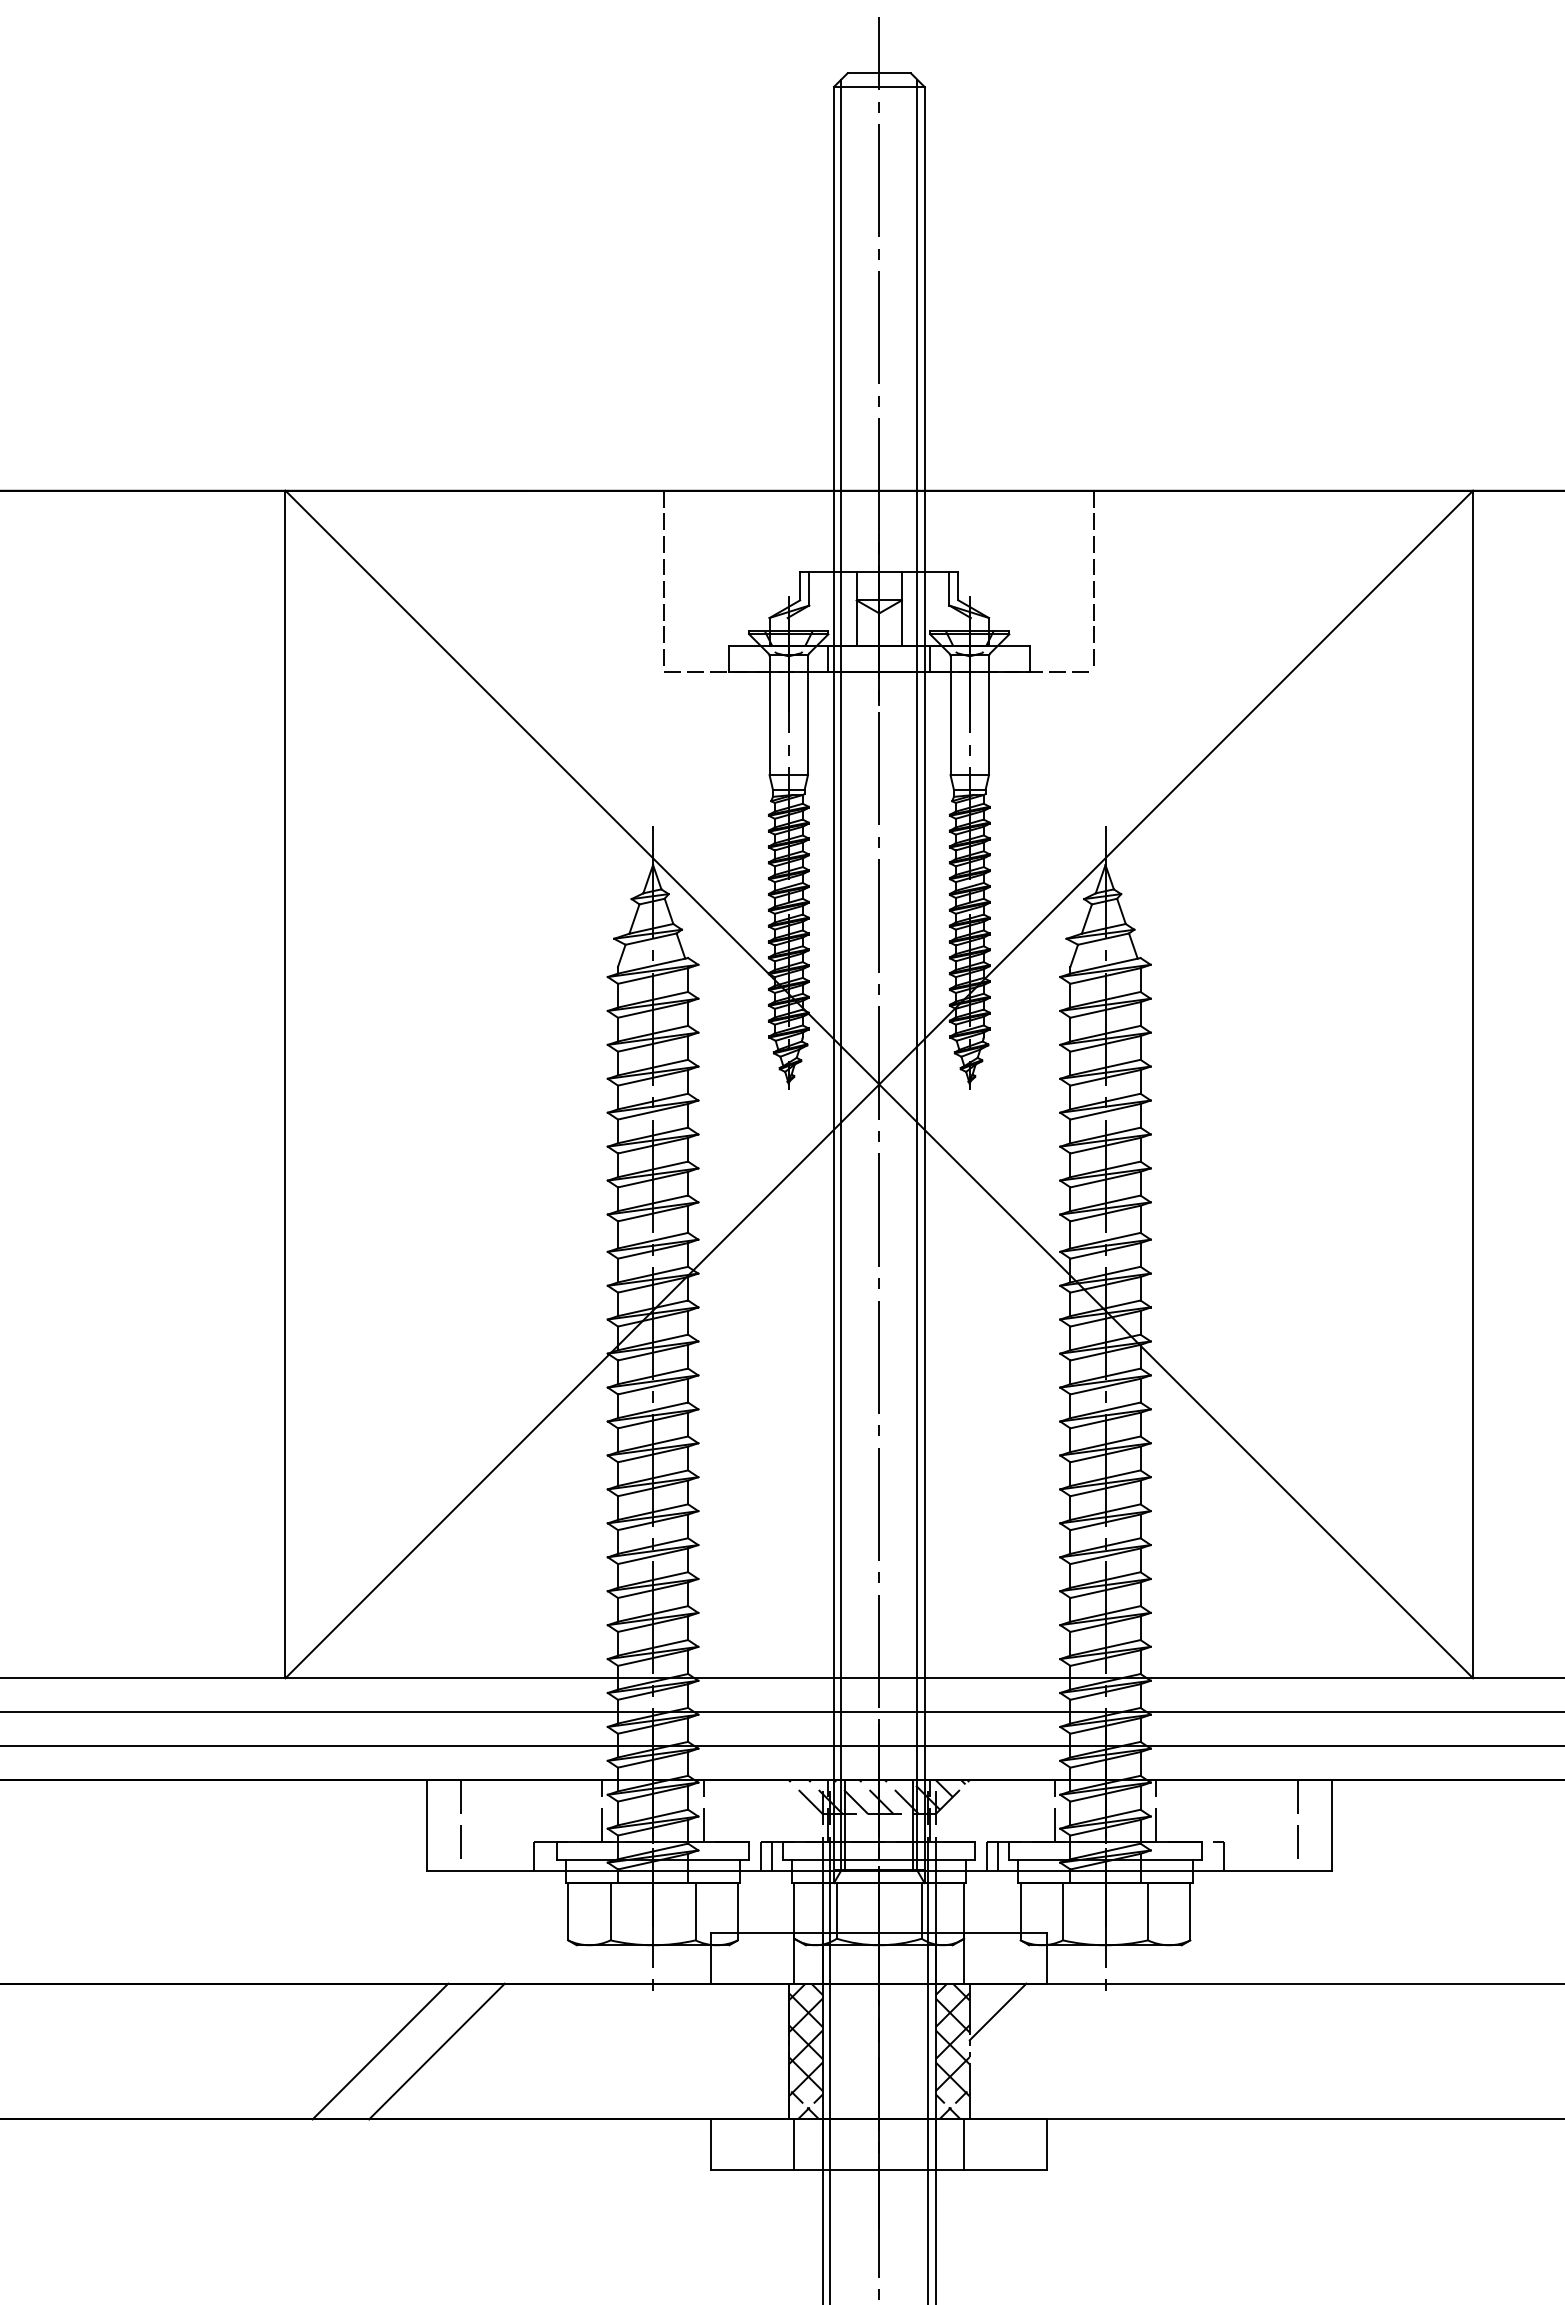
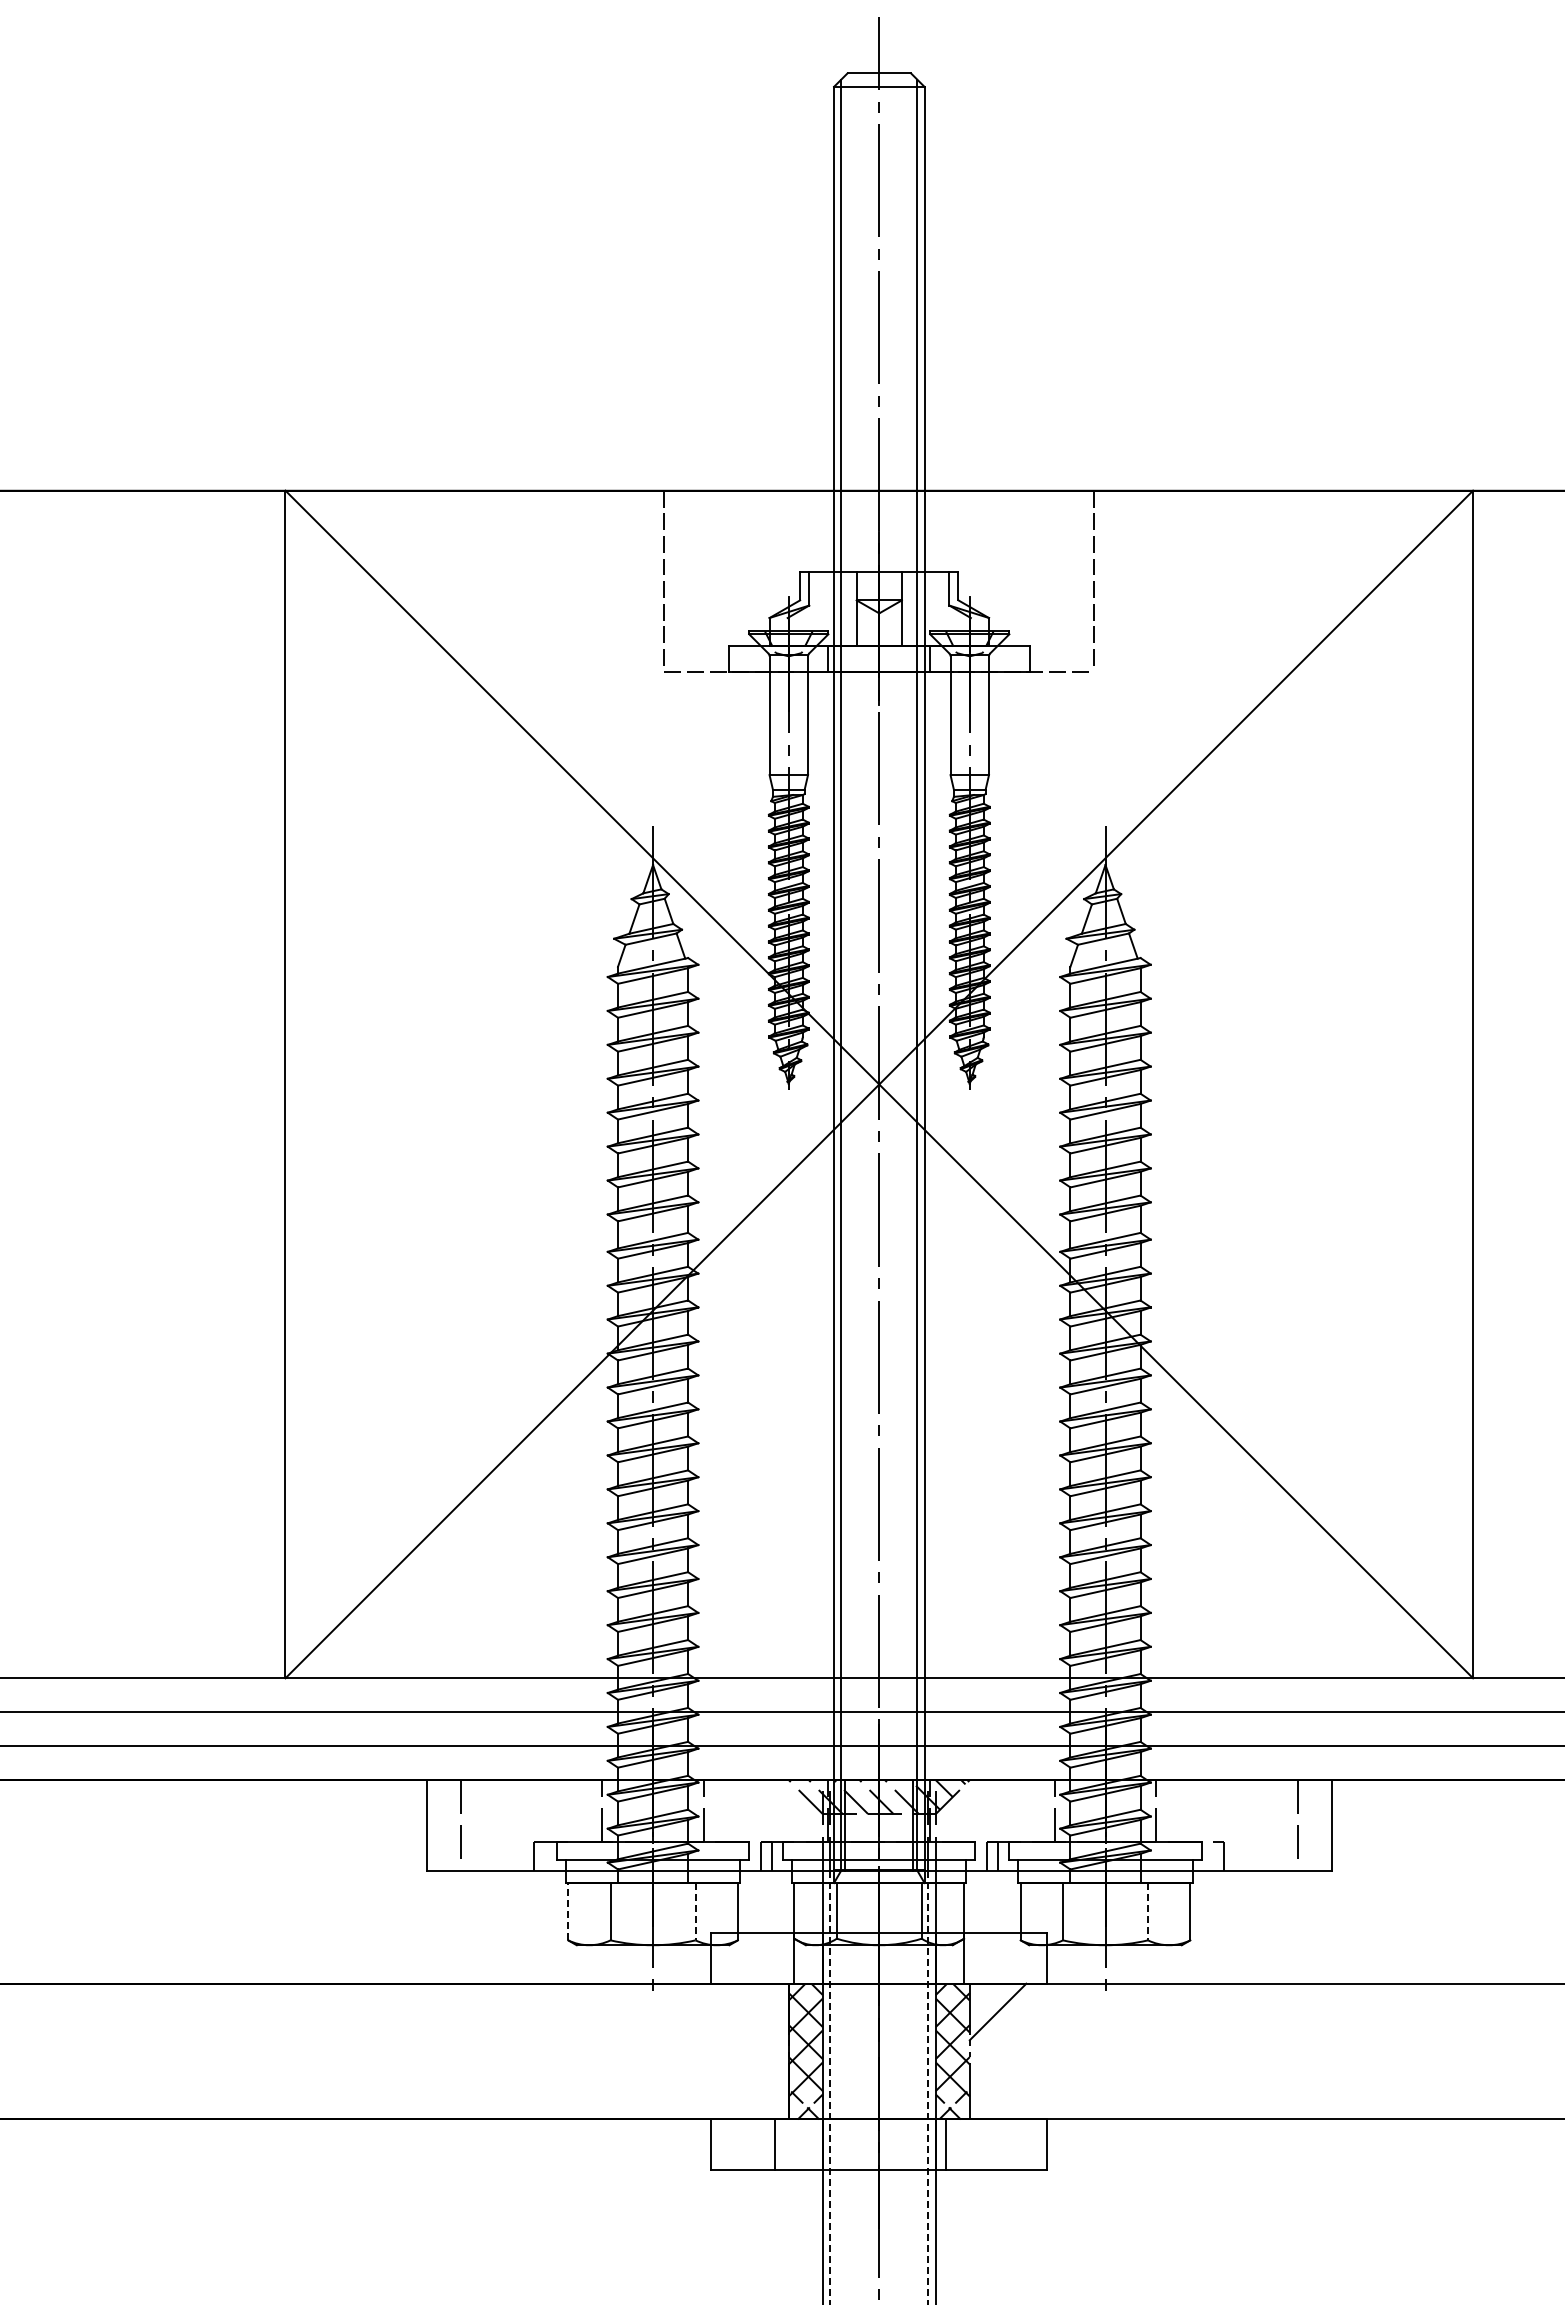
line: solid -> dashed (568, 1911)
line: solid -> dashed (695, 1911)
line: solid -> dashed (1148, 1911)
line: present -> none (380, 2051)
line: present -> none (436, 2051)
line: solid -> dashed (830, 2087)
line: solid -> dashed (928, 2087)
line position: (794, 2144) -> (775, 2144) (775, 2144)
line position: (964, 2144) -> (946, 2144) (946, 2144)
